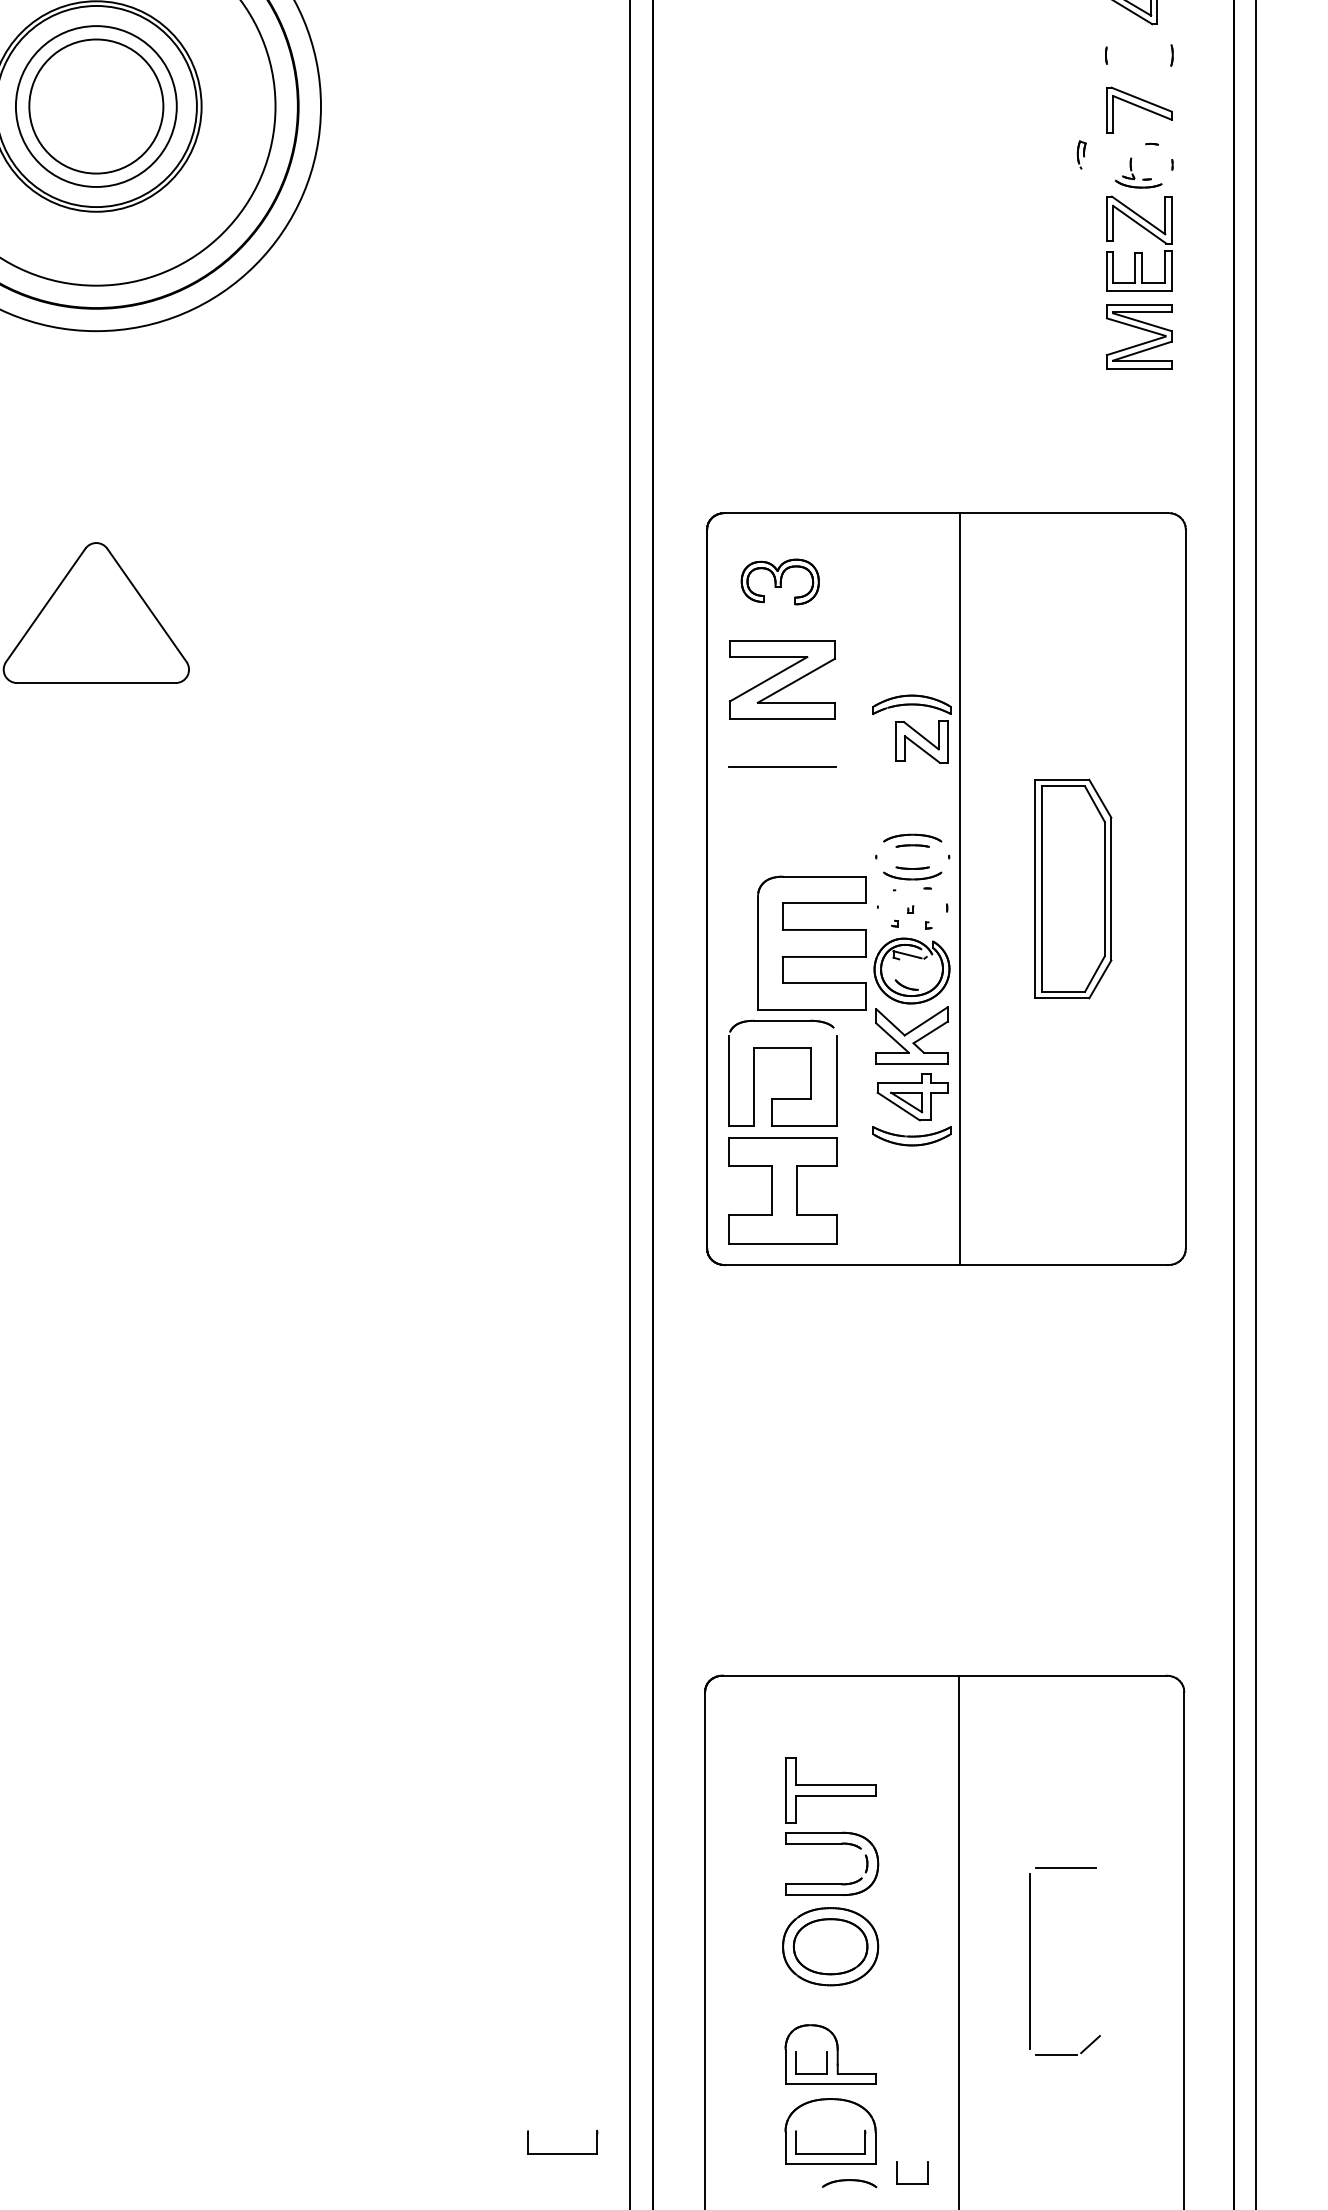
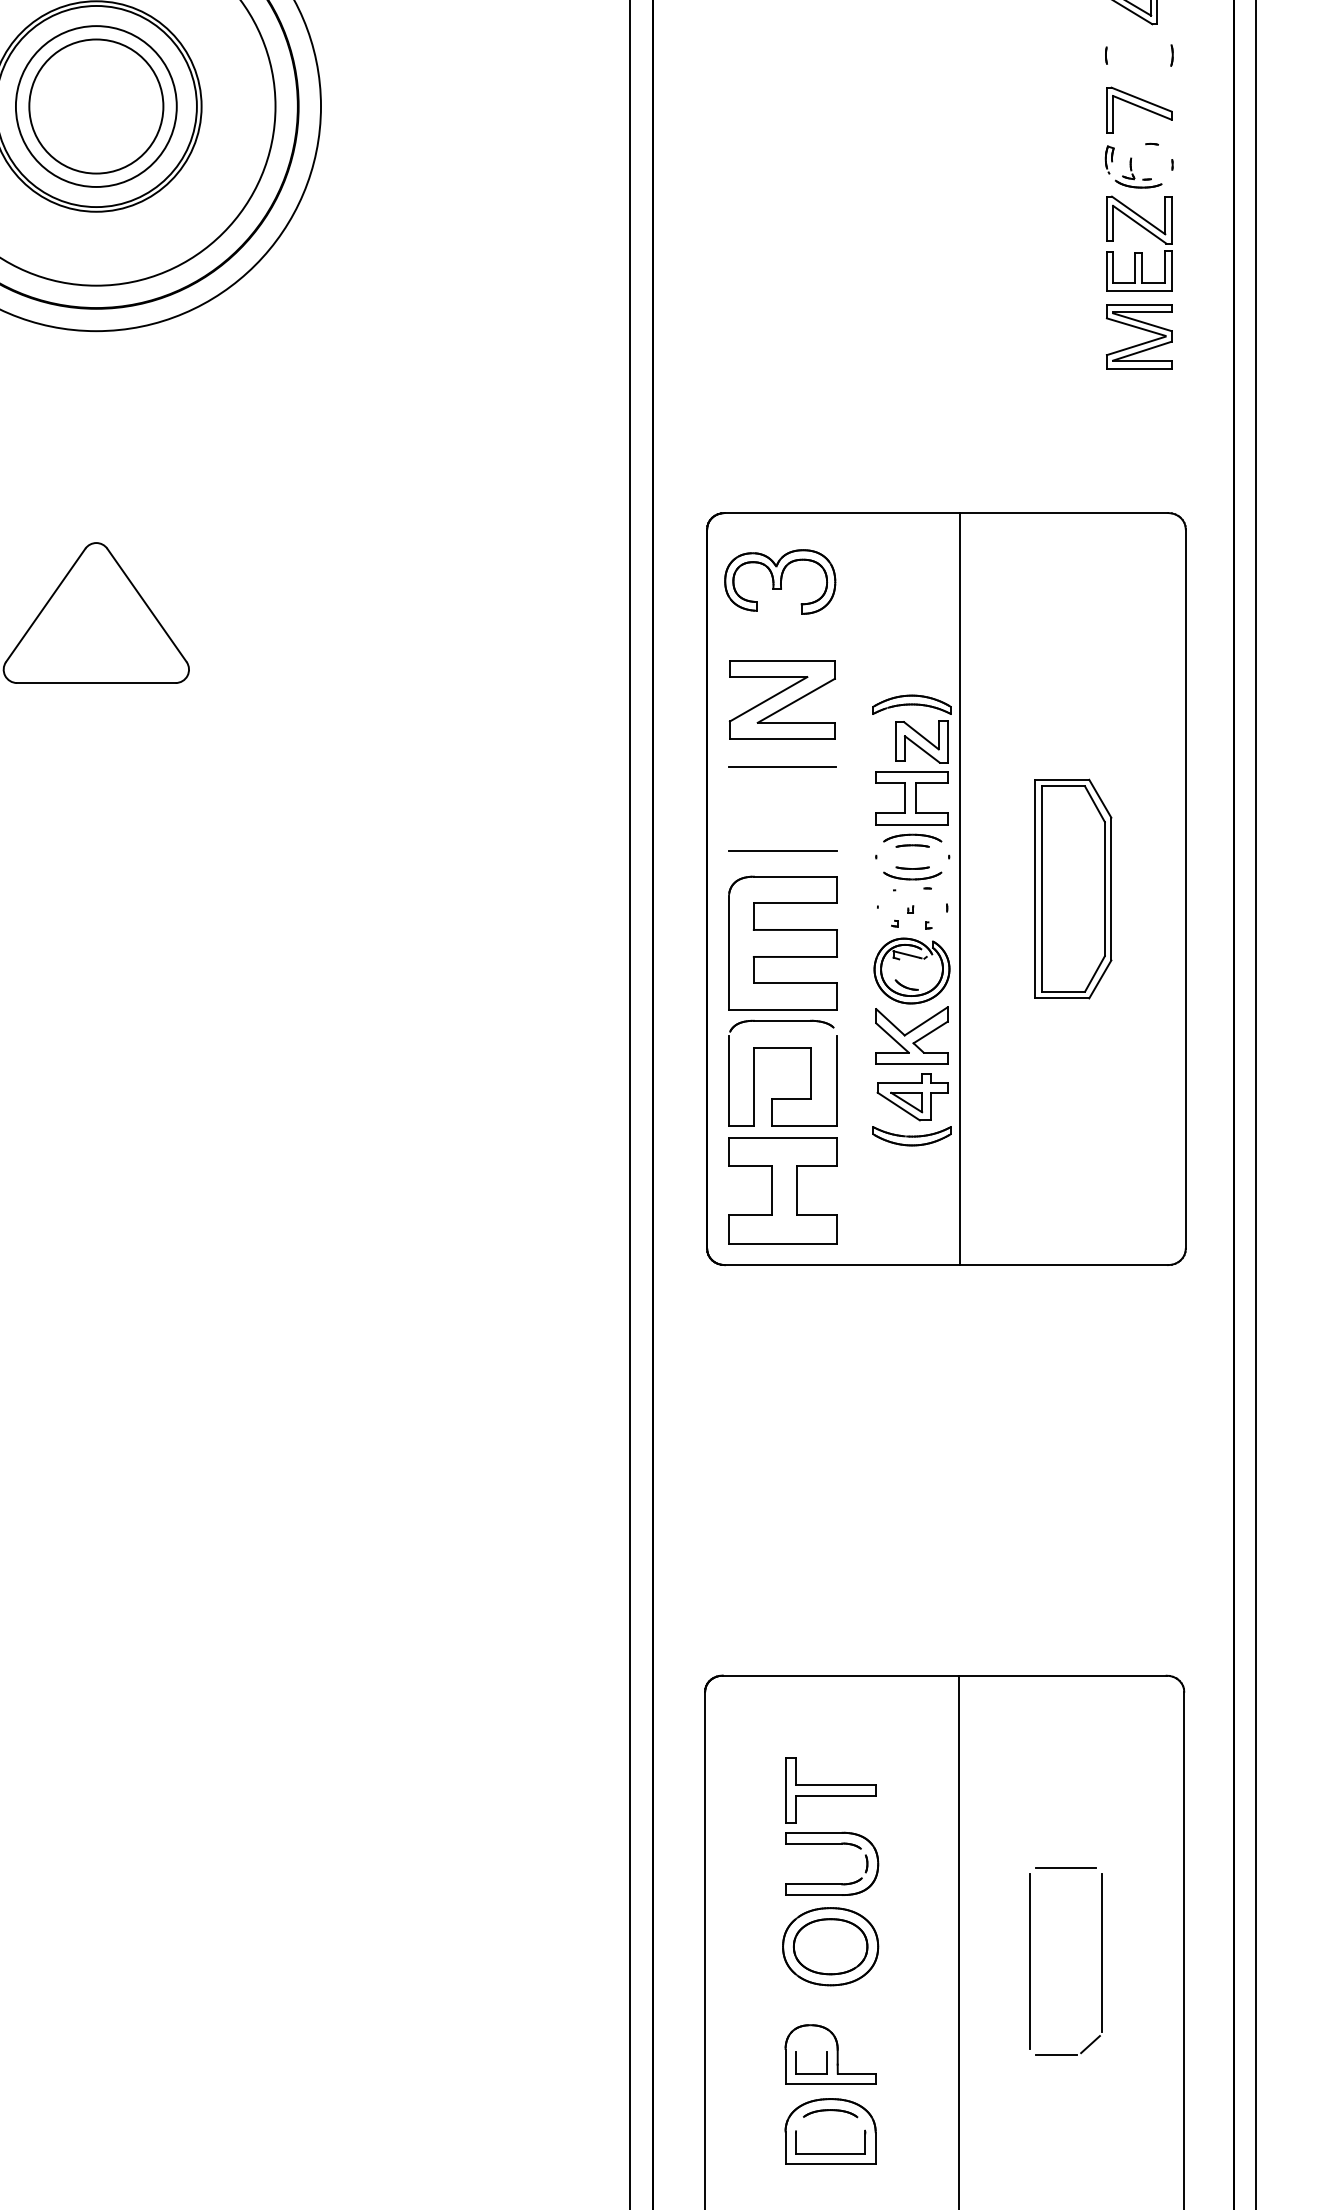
part position: (1081, 154) -> (1109, 159) (1109, 159)
part size: 80x48 px -> 113x66 px (780, 581)
part position: (782, 679) -> (782, 699) (782, 699)
part: none -> present (911, 798)
line: none -> present (782, 850)
part position: (811, 942) -> (782, 942) (782, 942)
line: none -> present (1101, 1952)
part: present -> none (562, 2153)
part position: (849, 2183) -> (830, 2113) (830, 2113)
part: present -> none (912, 2183)
